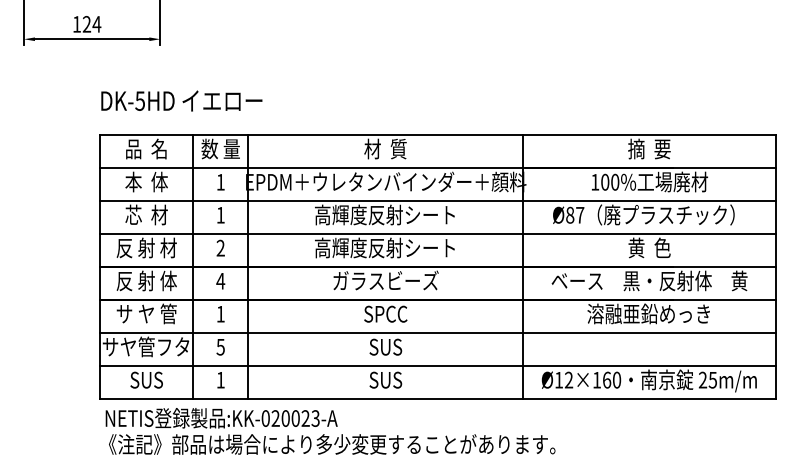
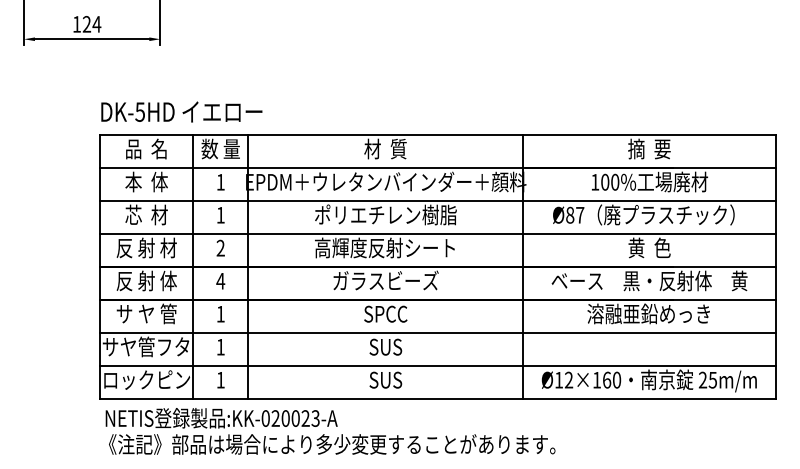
text position: (181, 100) -> (181, 111) (181, 111)
text: 高輝度反射シート -> ポリエチレン樹脂 (385, 214)
text: 5 -> 1 (220, 347)
text: SUS -> ロックピン (147, 379)
